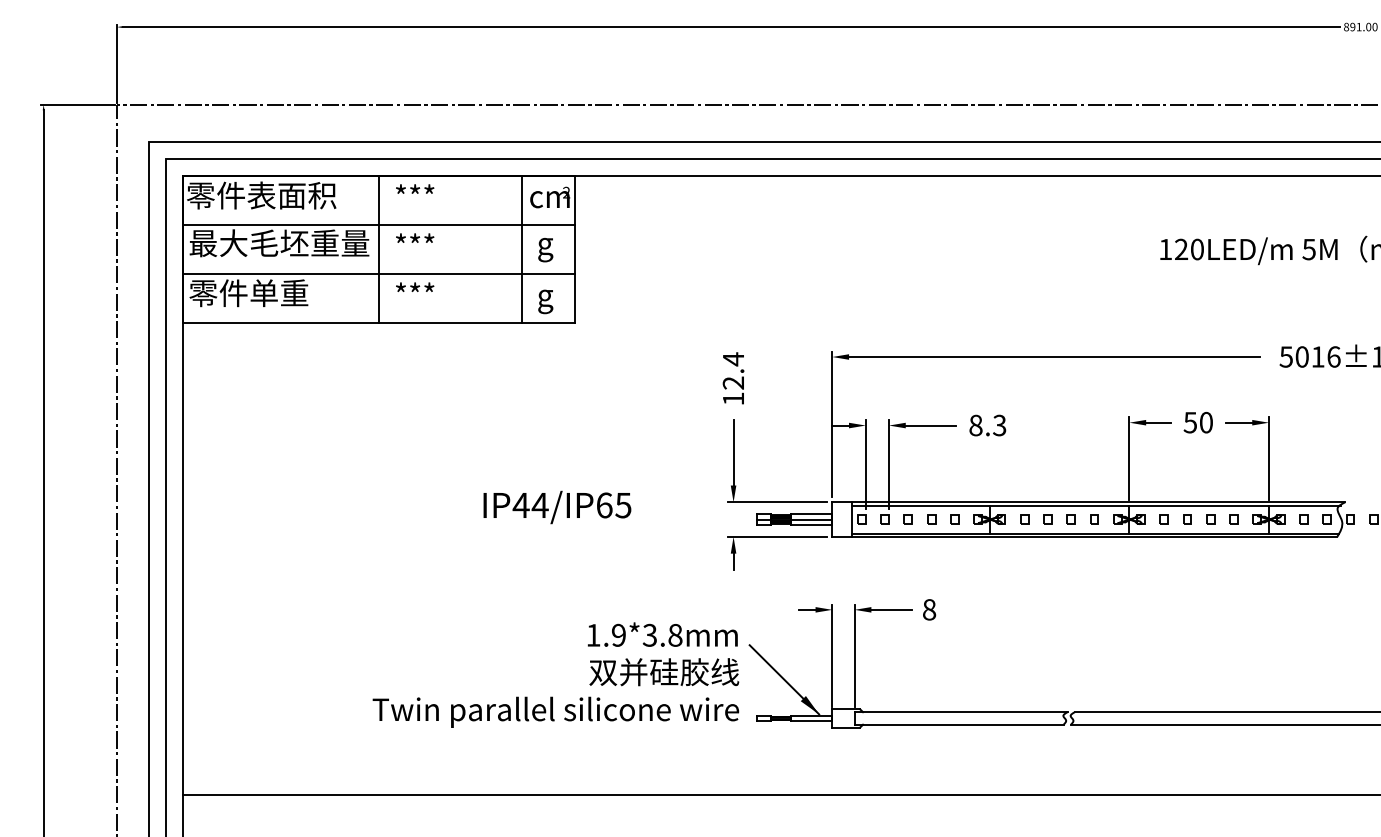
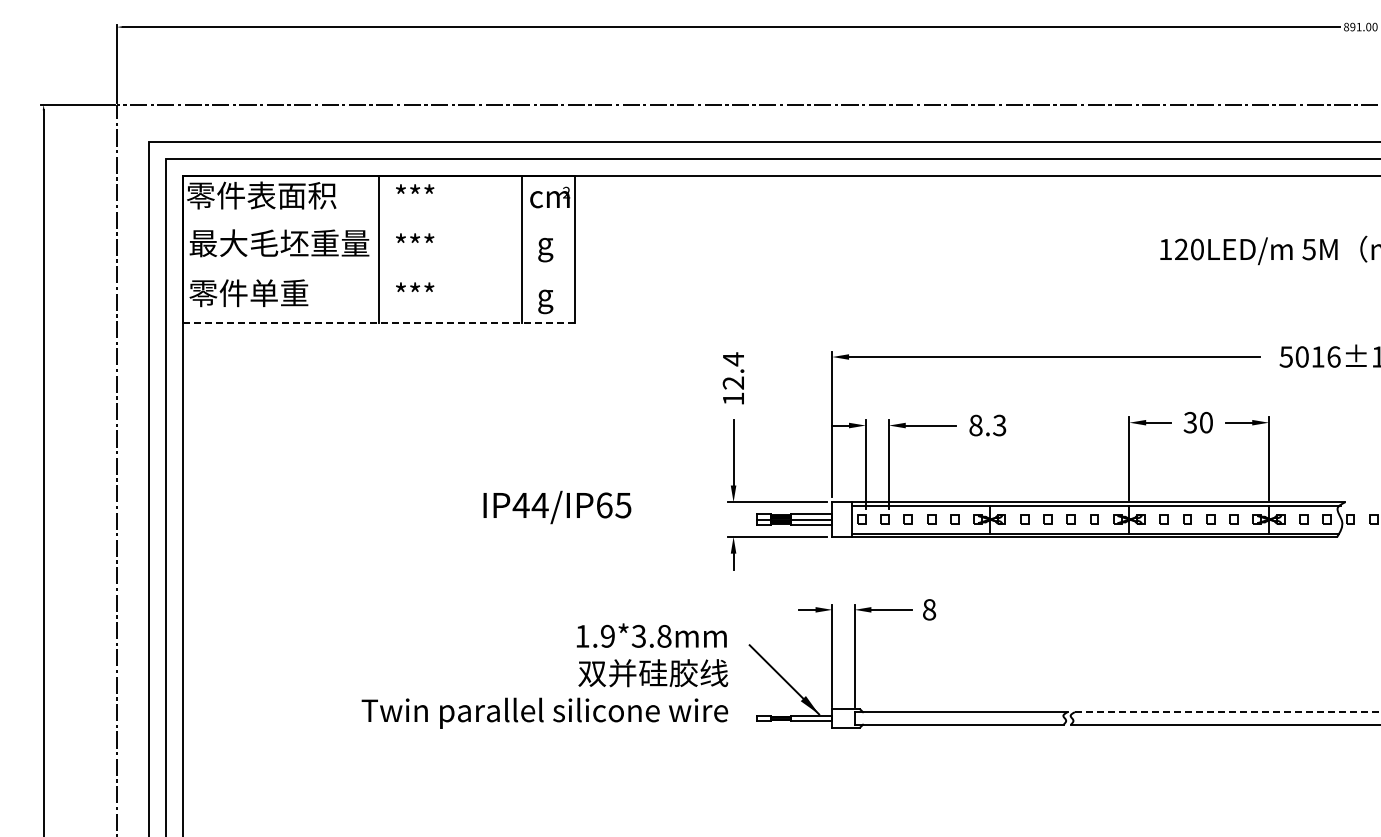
line: present -> none (378, 225)
line: present -> none (378, 274)
line: solid -> dashed (379, 323)
text: 50 -> 30 (1190, 421)
text position: (555, 674) -> (544, 675) (544, 675)
line: solid -> dashed (1227, 712)
line: present -> none (779, 795)
